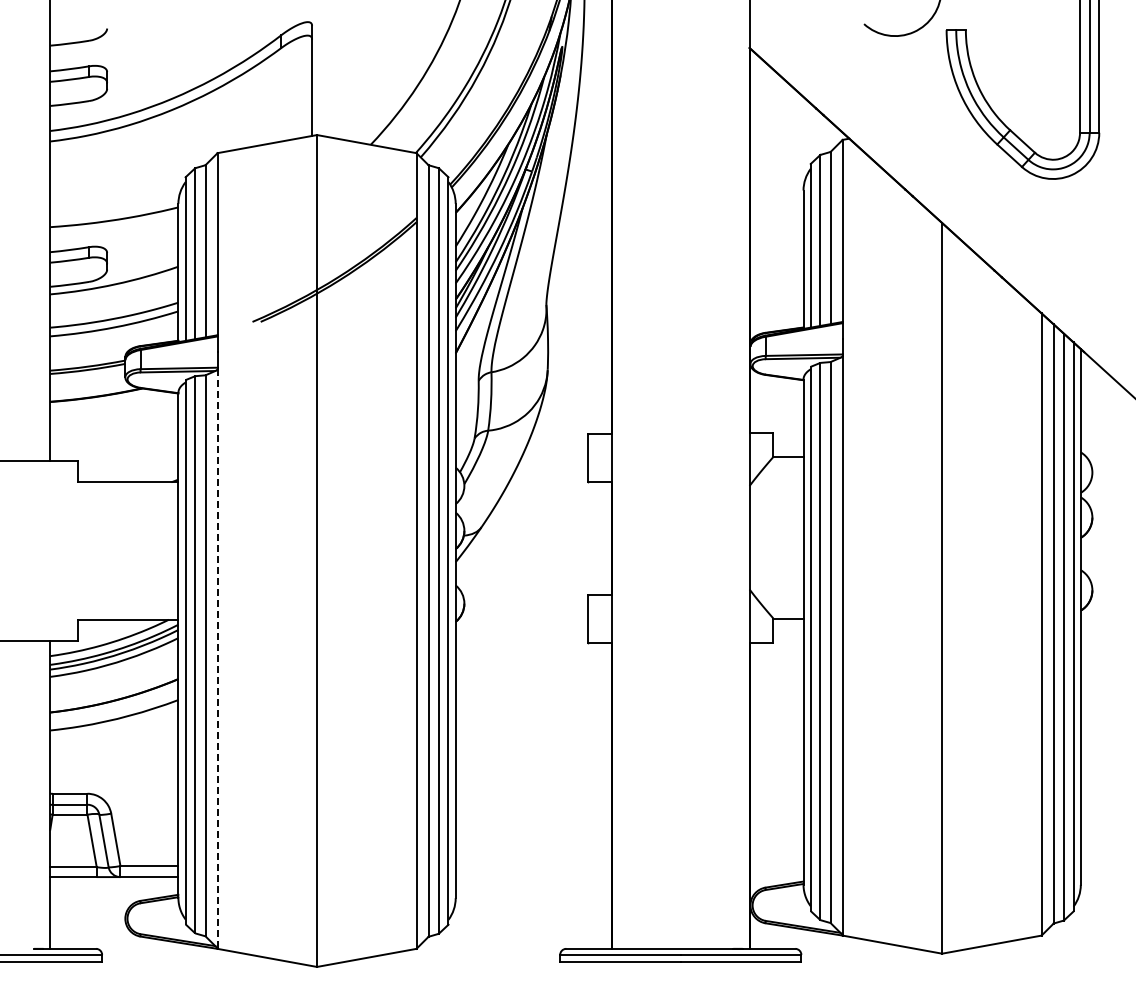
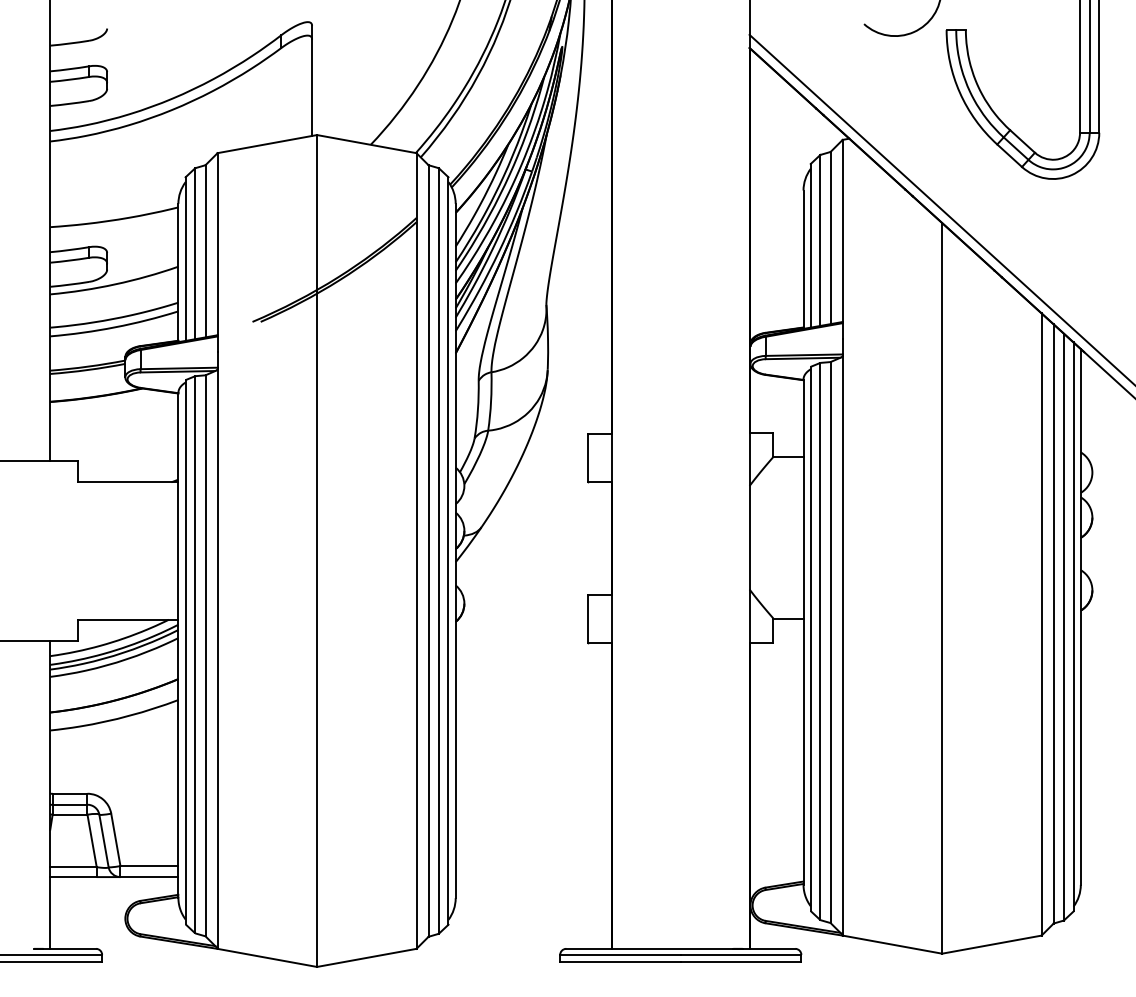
line: none -> present (940, 208)
line: dashed -> solid (217, 658)
